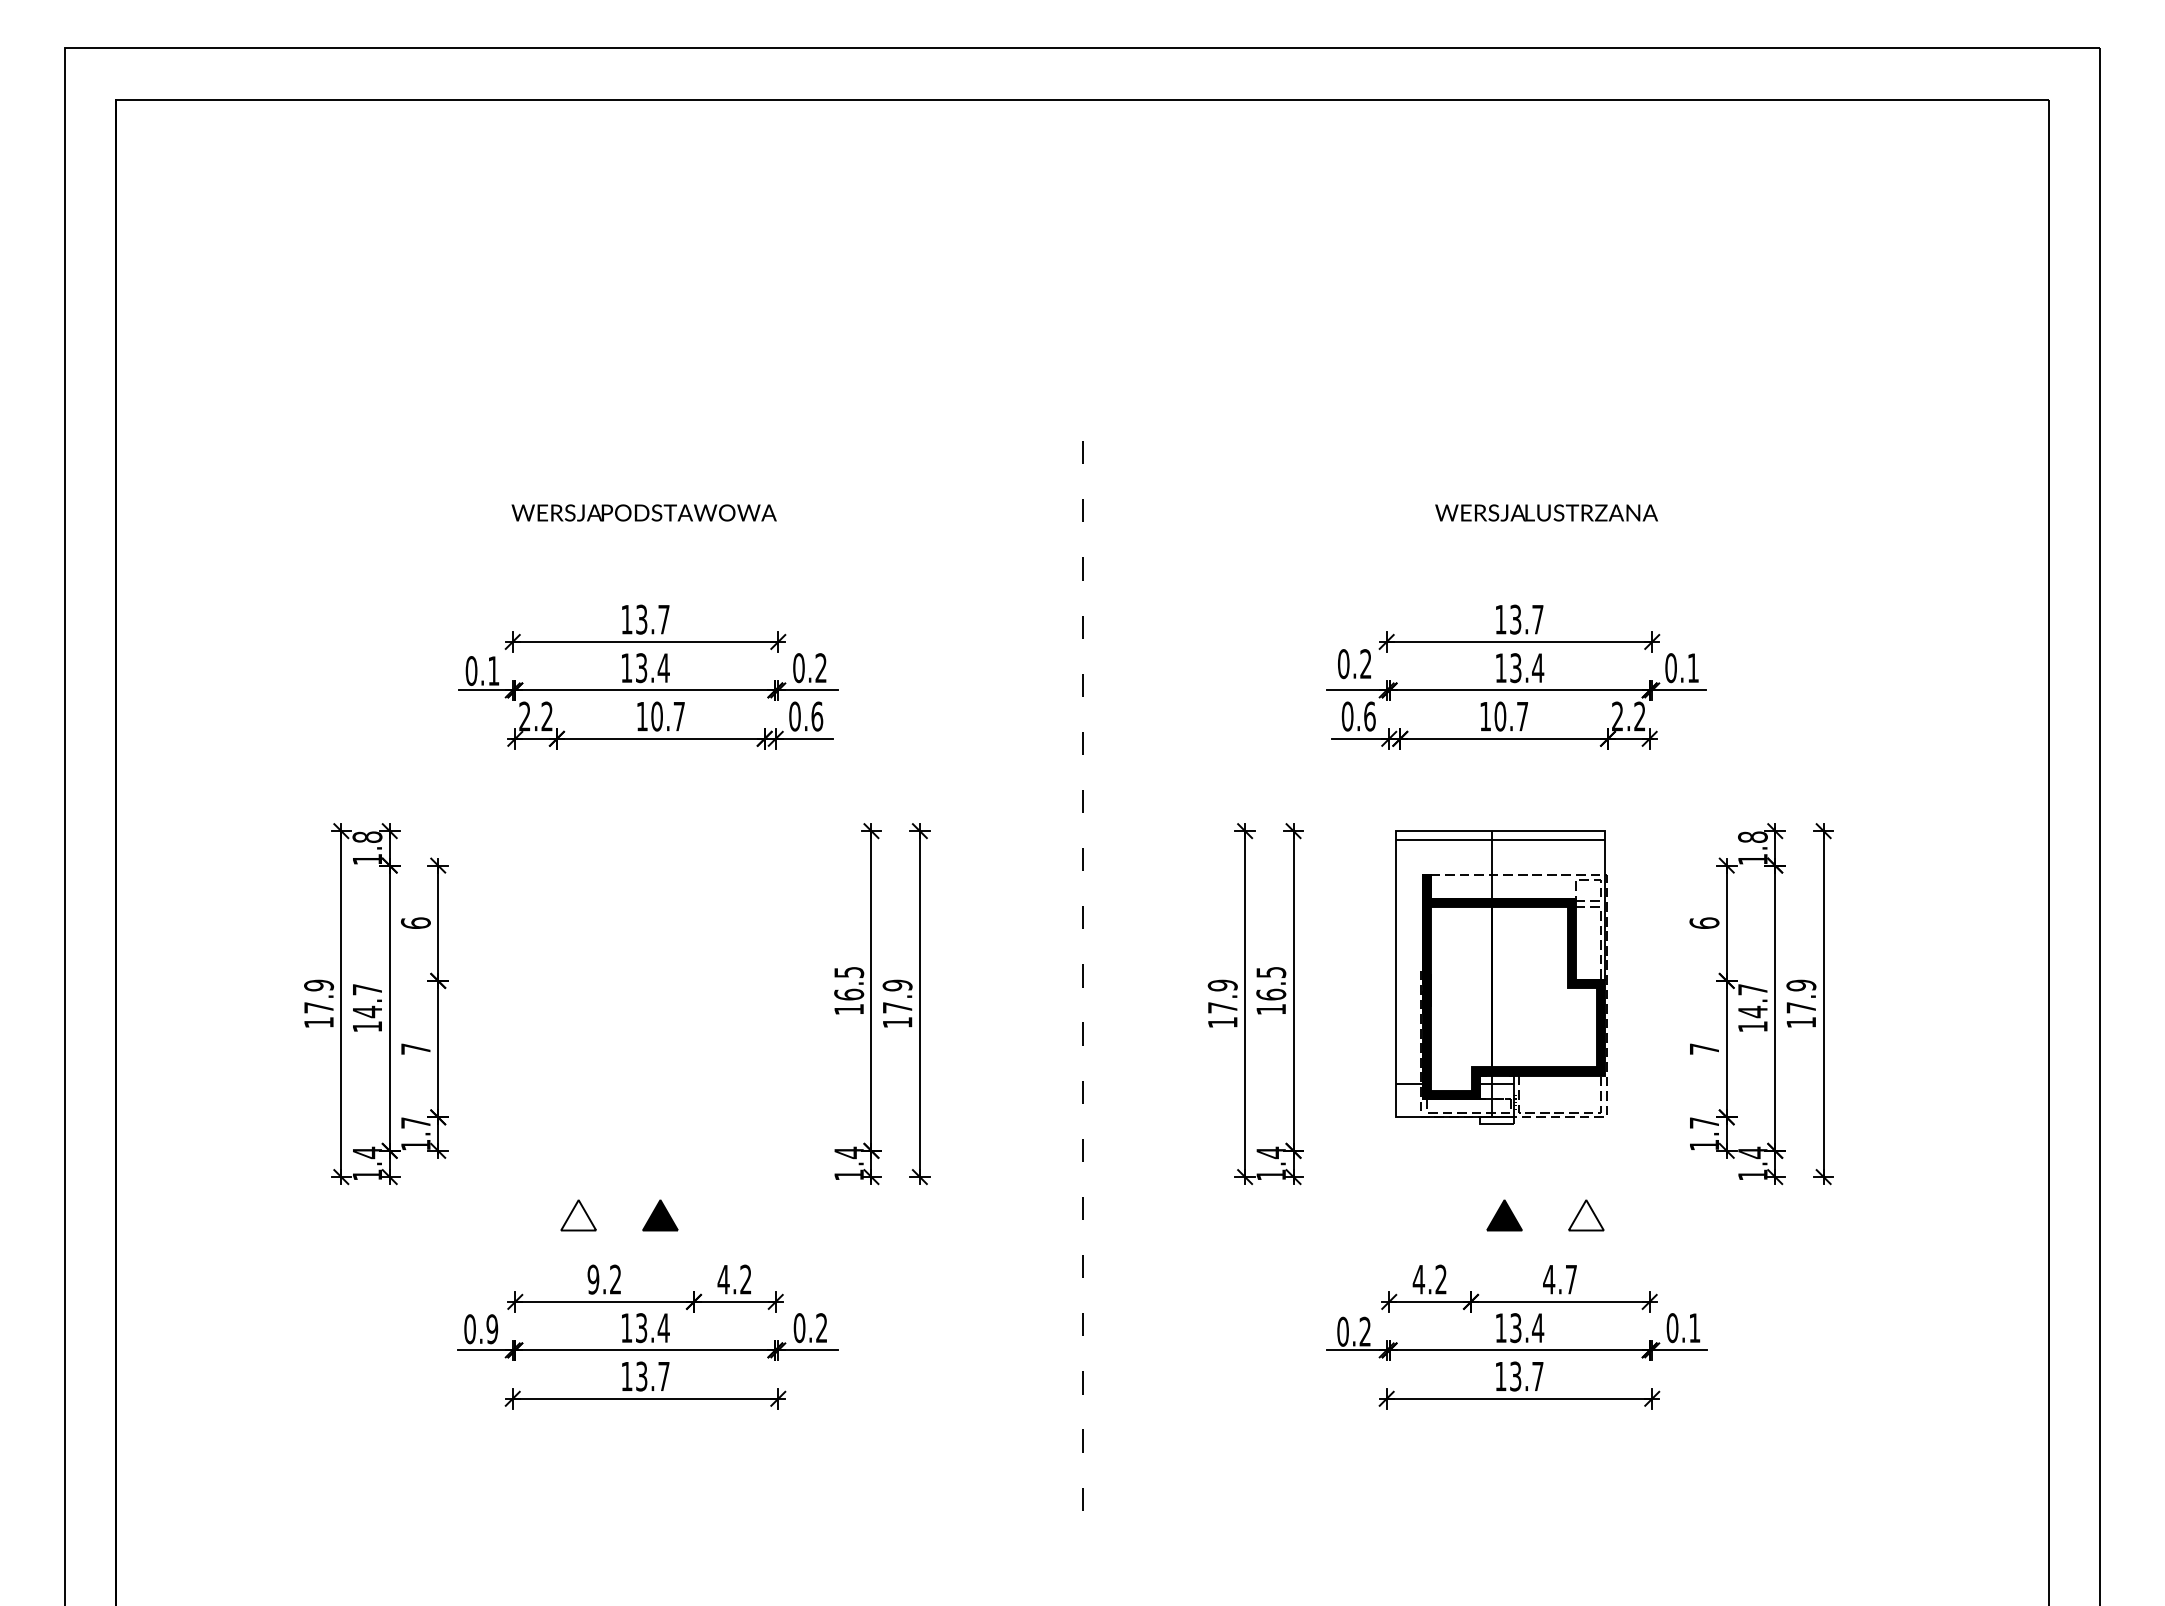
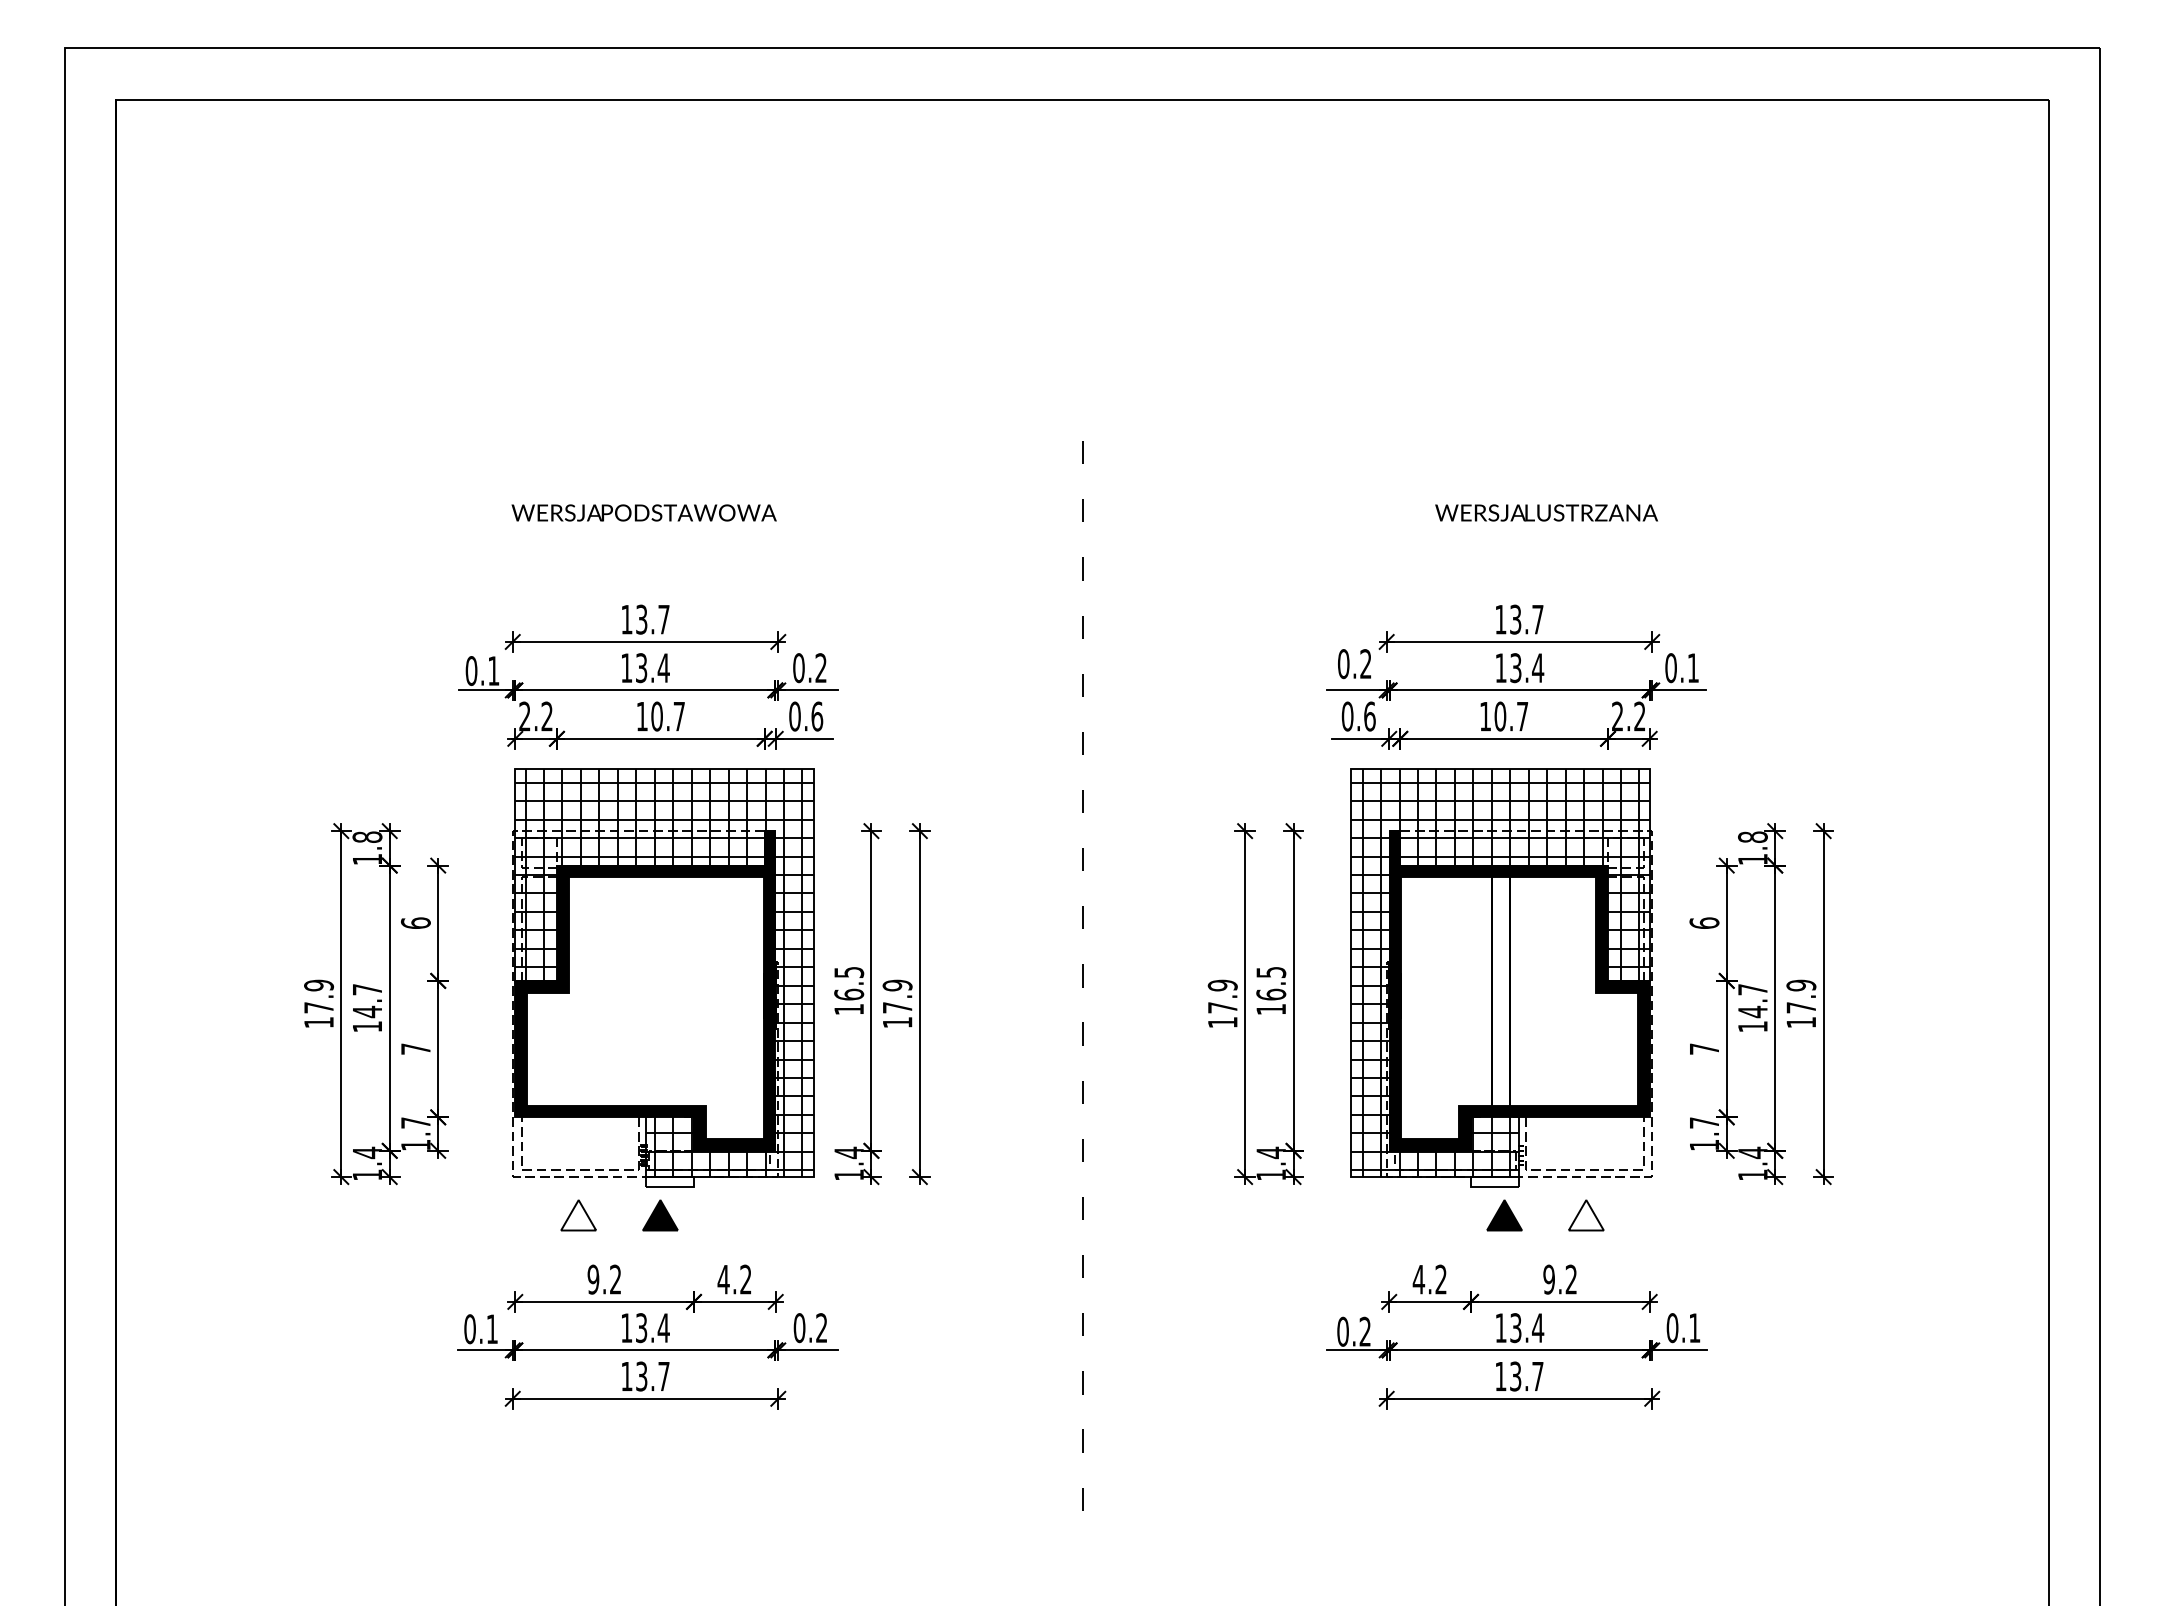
part: none -> present (663, 977)
part size: 213x295 px -> 303x420 px (1501, 977)
text: 4.7 -> 9.2 (1559, 1279)
text: 0.9 -> 0.1 (492, 1329)
